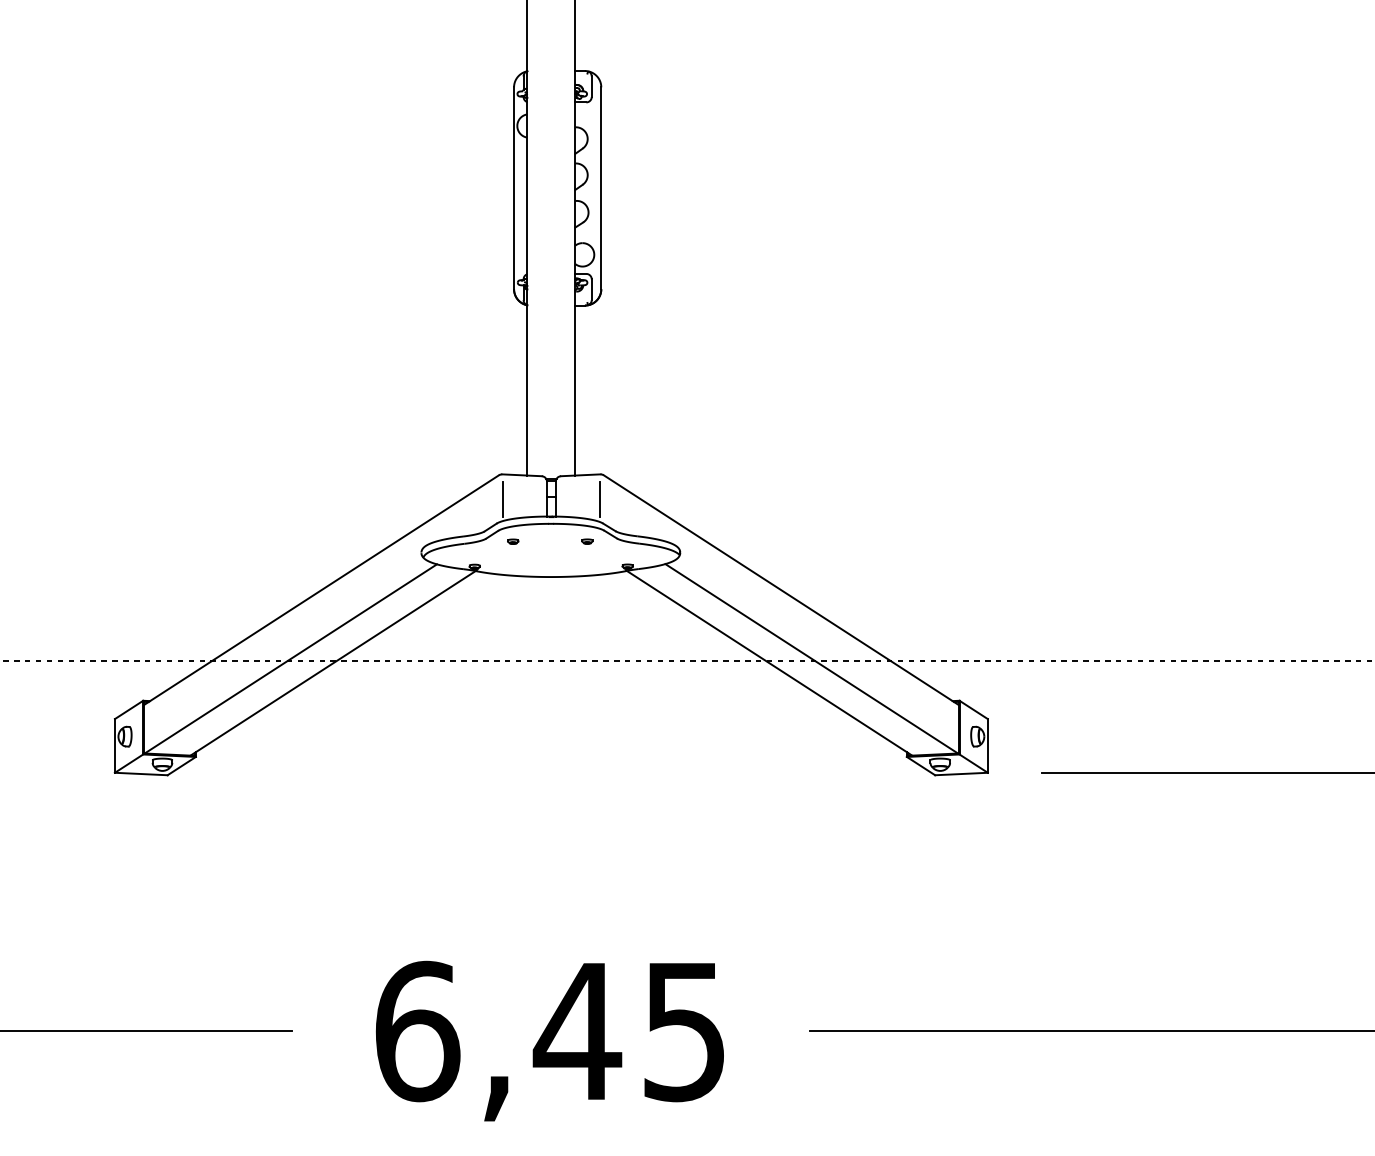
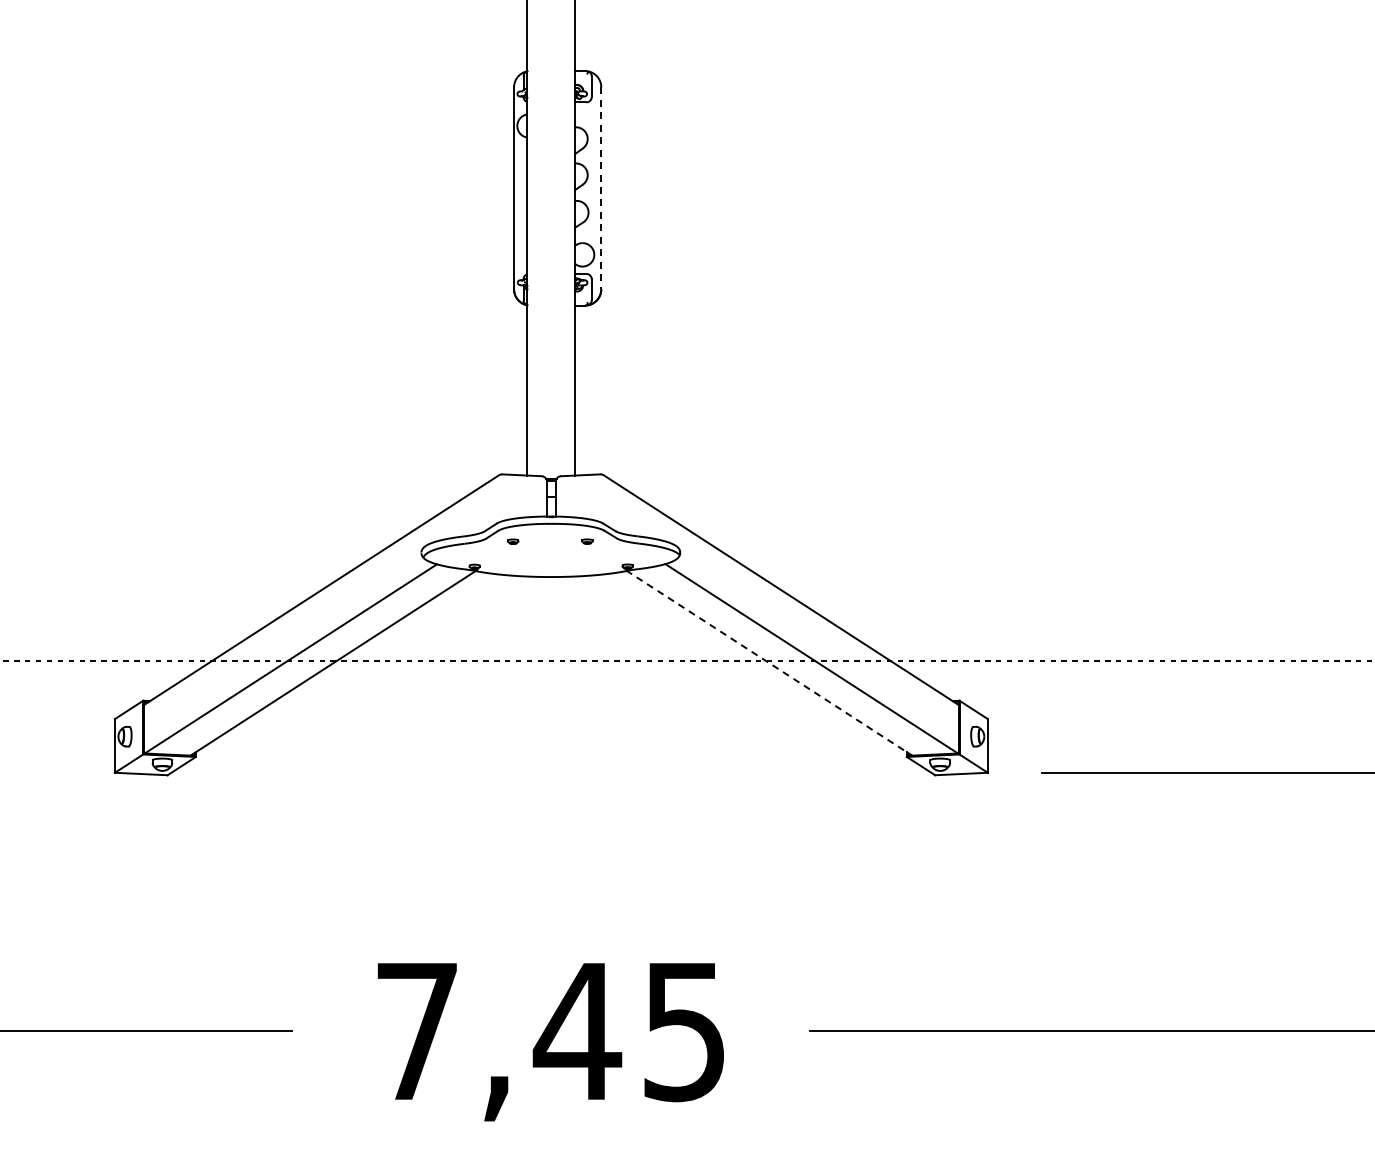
line: solid -> dashed (601, 188)
line: present -> none (502, 499)
line: present -> none (599, 499)
line: solid -> dashed (769, 663)
text: 6,45 -> 7,45 (417, 1031)
